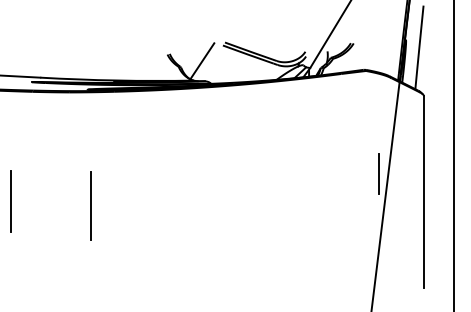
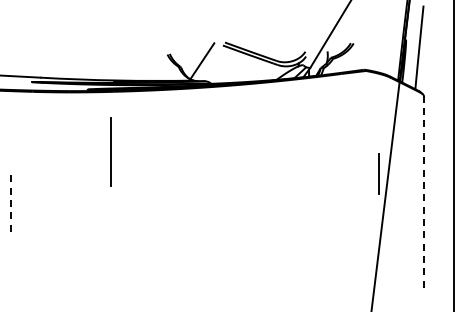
line: solid -> dashed (423, 191)
line: solid -> dashed (11, 200)
line position: (90, 205) -> (110, 151) (110, 151)
